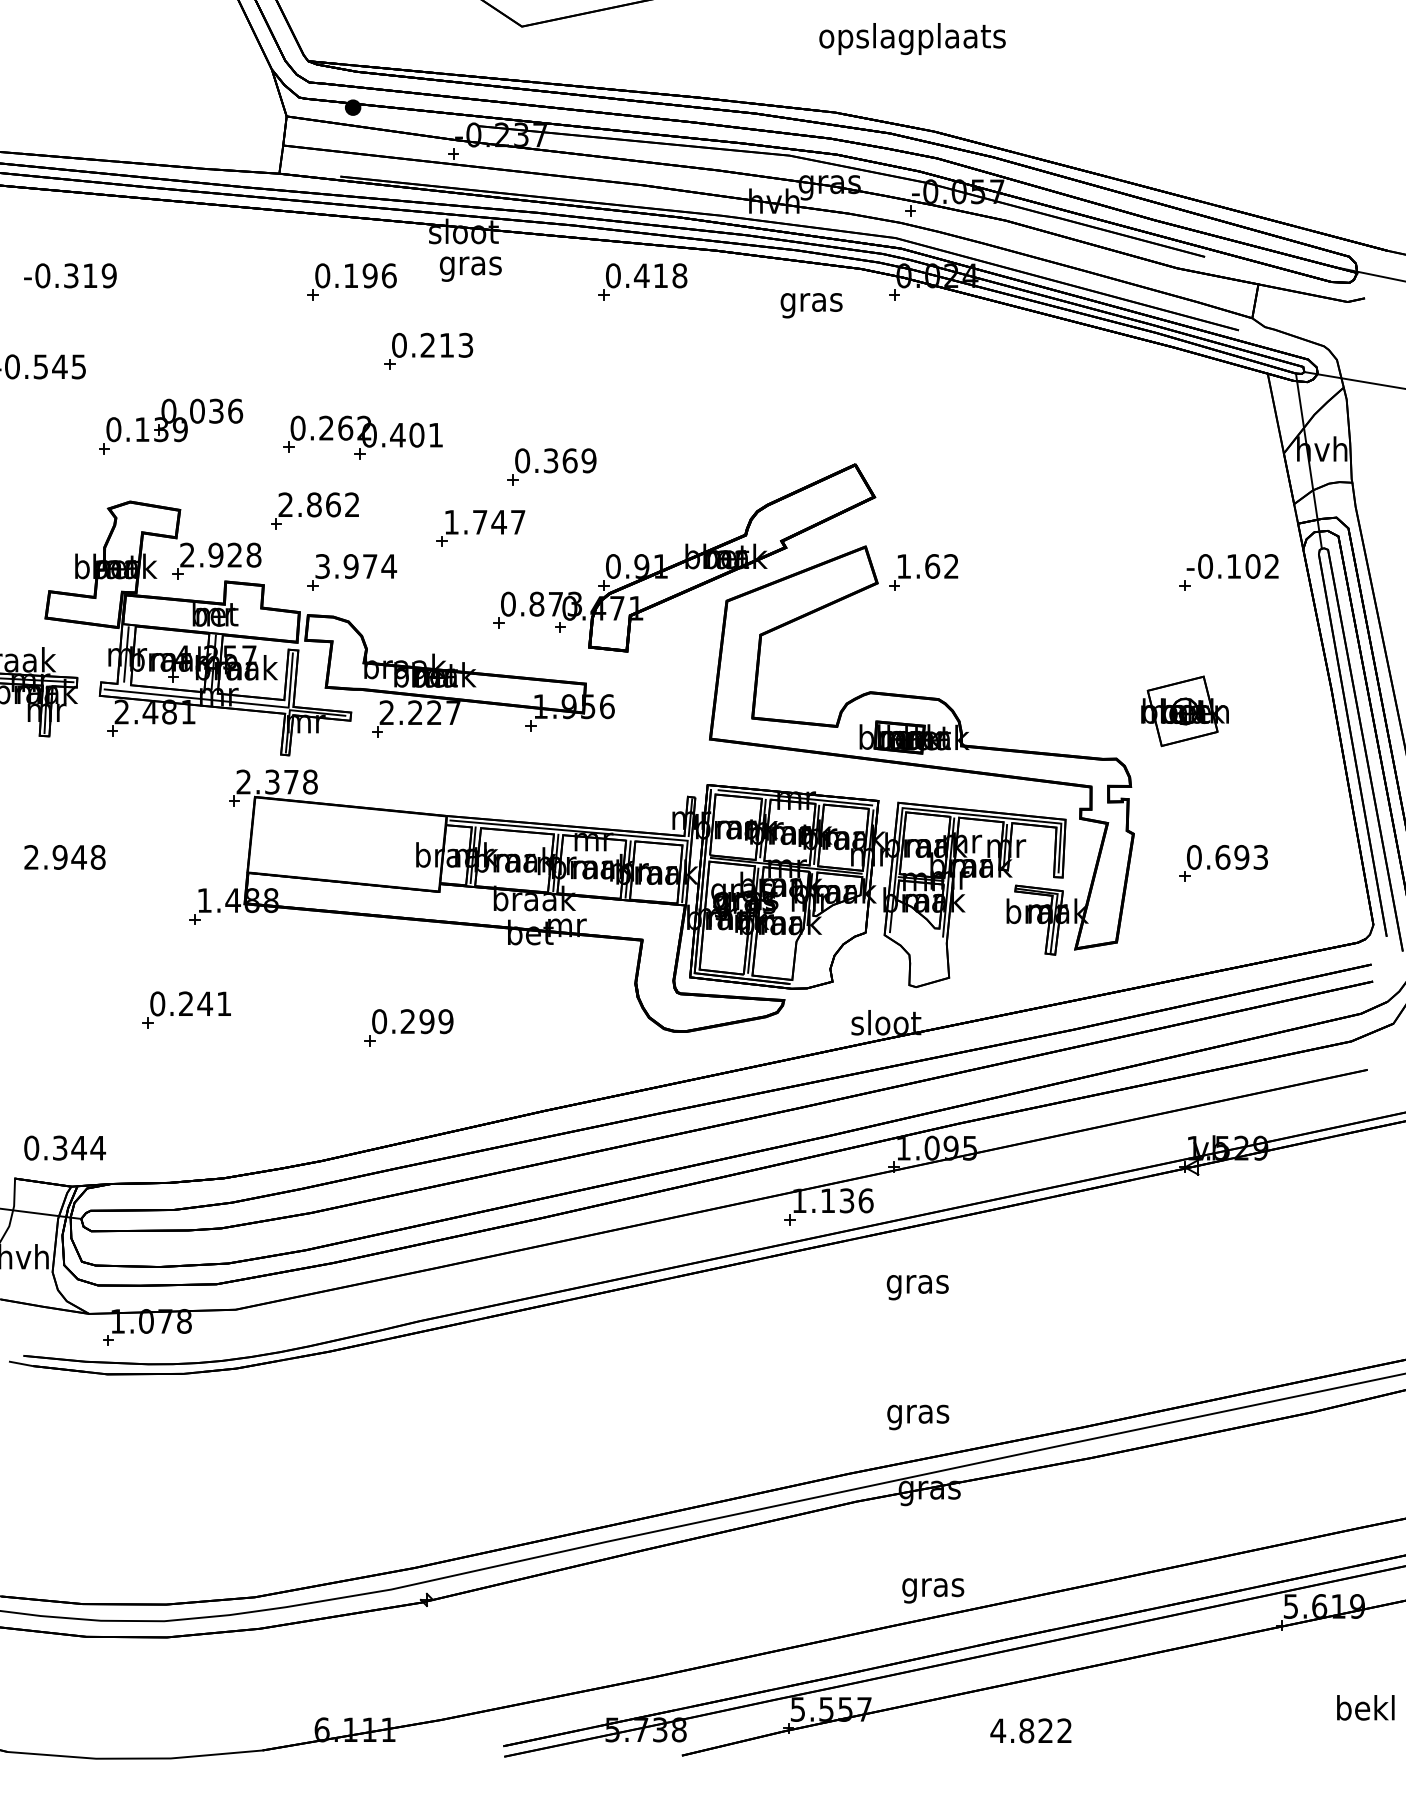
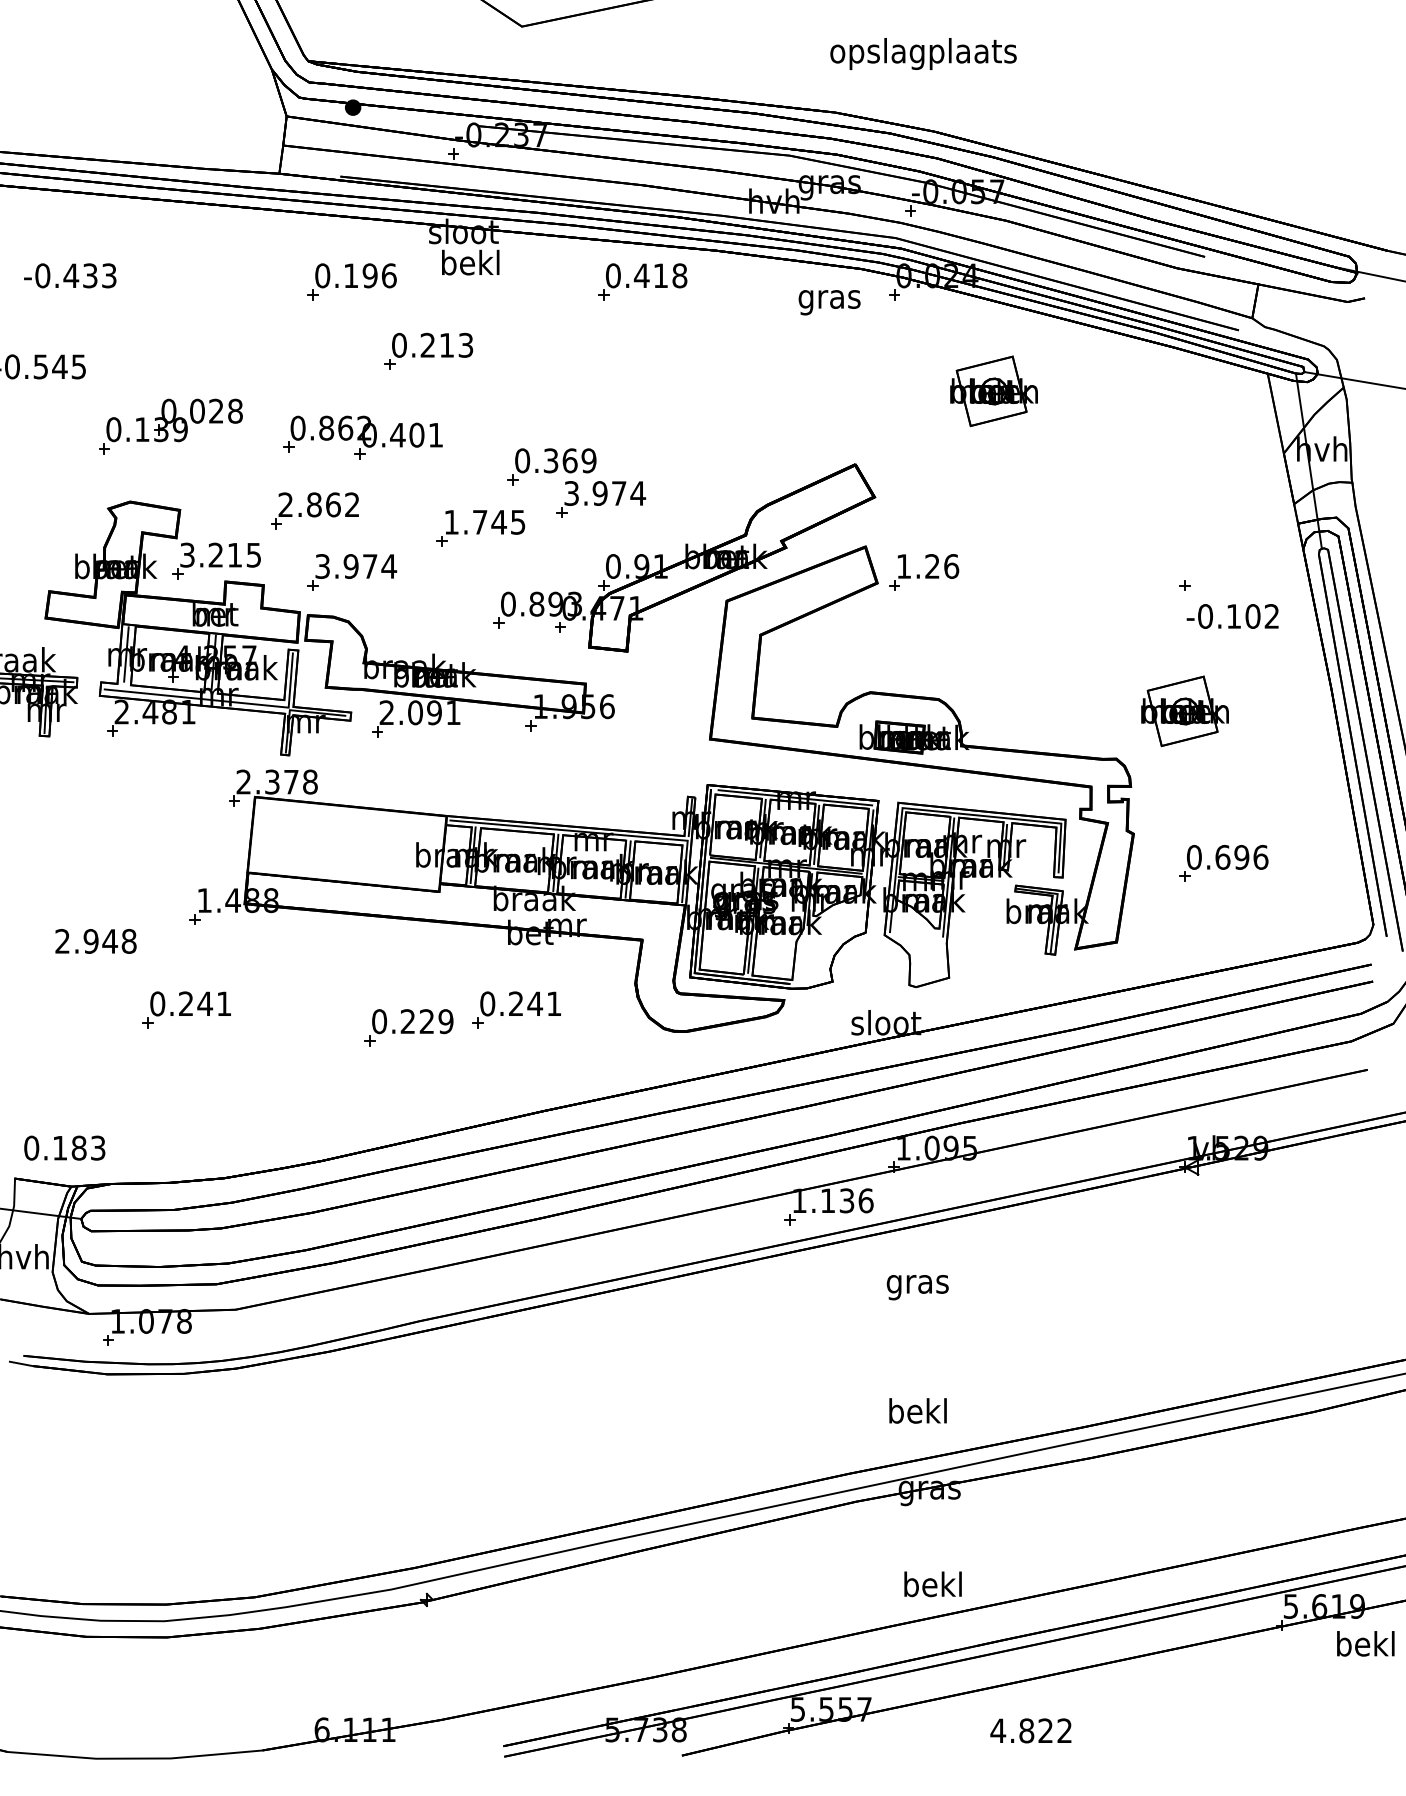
text position: (912, 38) -> (923, 53) (923, 53)
text: gras -> bekl (470, 265)
text: -0.319 -> -0.433 (89, 275)
text position: (811, 305) -> (829, 302) (829, 302)
part: none -> present (993, 391)
text: 0.036 -> 0.028 (226, 410)
text: 0.262 -> 0.862 (326, 427)
part: none -> present (601, 499)
text: 1.747 -> 1.745 (518, 522)
text: 2.928 -> 3.215 (220, 554)
text: 1.62 -> 1.26 (942, 566)
text position: (1232, 566) -> (1232, 616) (1232, 616)
text: 0.873 -> 0.893 (555, 603)
text: 2.227 -> 2.091 (434, 712)
text: 0.693 -> 0.696 (1260, 856)
text position: (64, 857) -> (95, 941) (95, 941)
part: none -> present (516, 1009)
text: 0.299 -> 0.229 (426, 1021)
text: 0.344 -> 0.183 (79, 1147)
text: gras -> bekl (918, 1414)
text: gras -> bekl (933, 1587)
text position: (1365, 1707) -> (1365, 1643) (1365, 1643)
